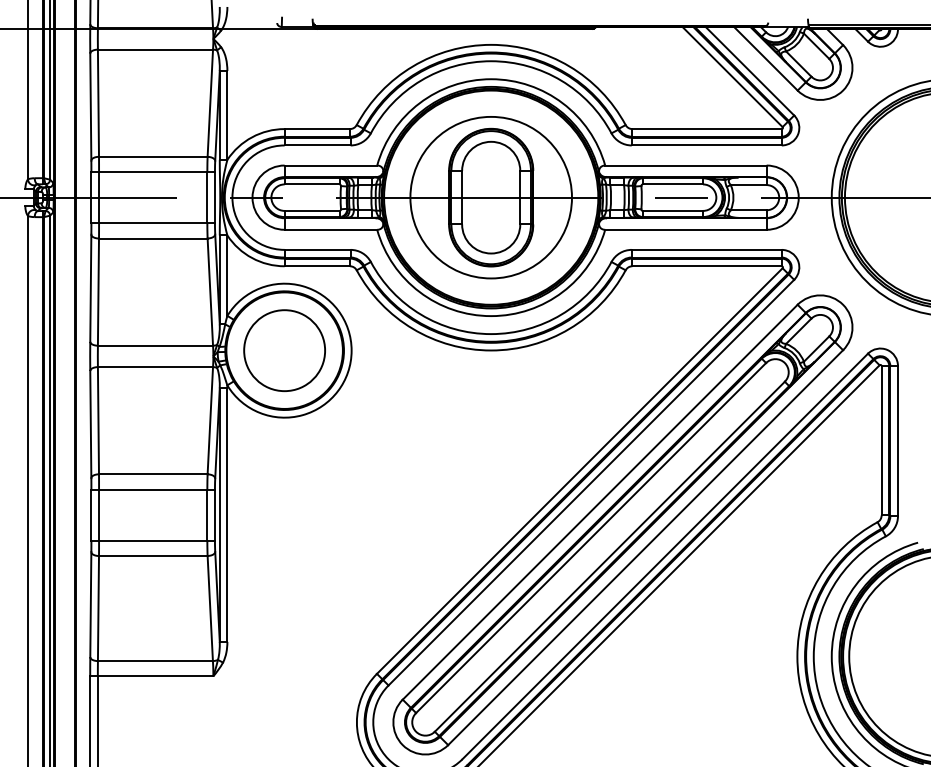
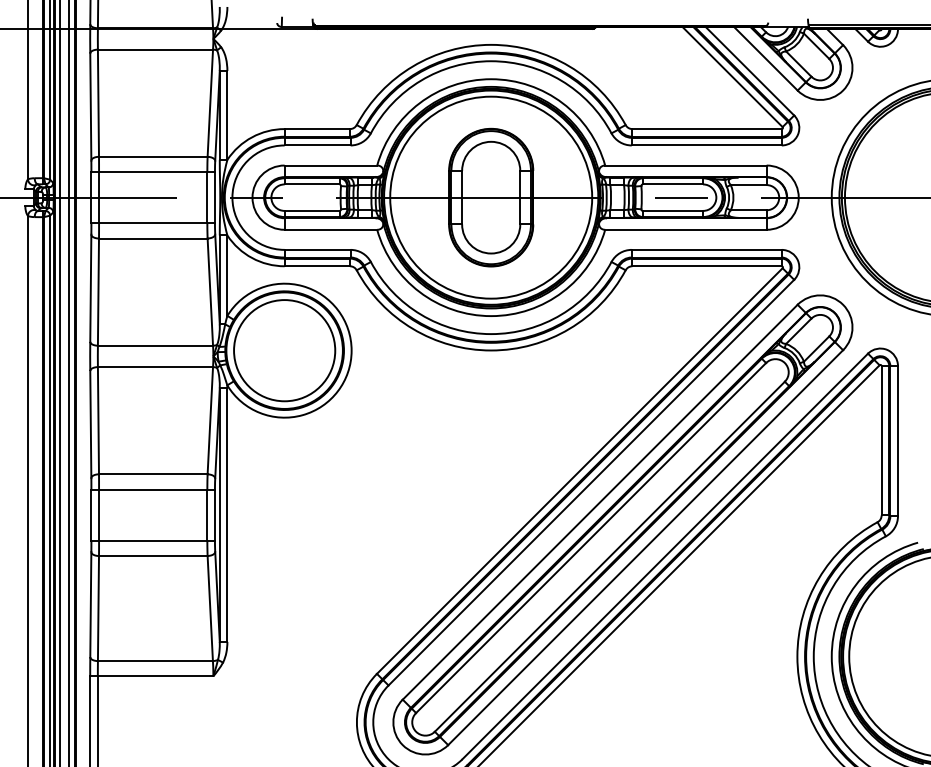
circle diameter: 162 px -> 202 px (491, 197)
circle diameter: 81 px -> 101 px (284, 350)
line: none -> present (59, 382)
line: none -> present (68, 382)
